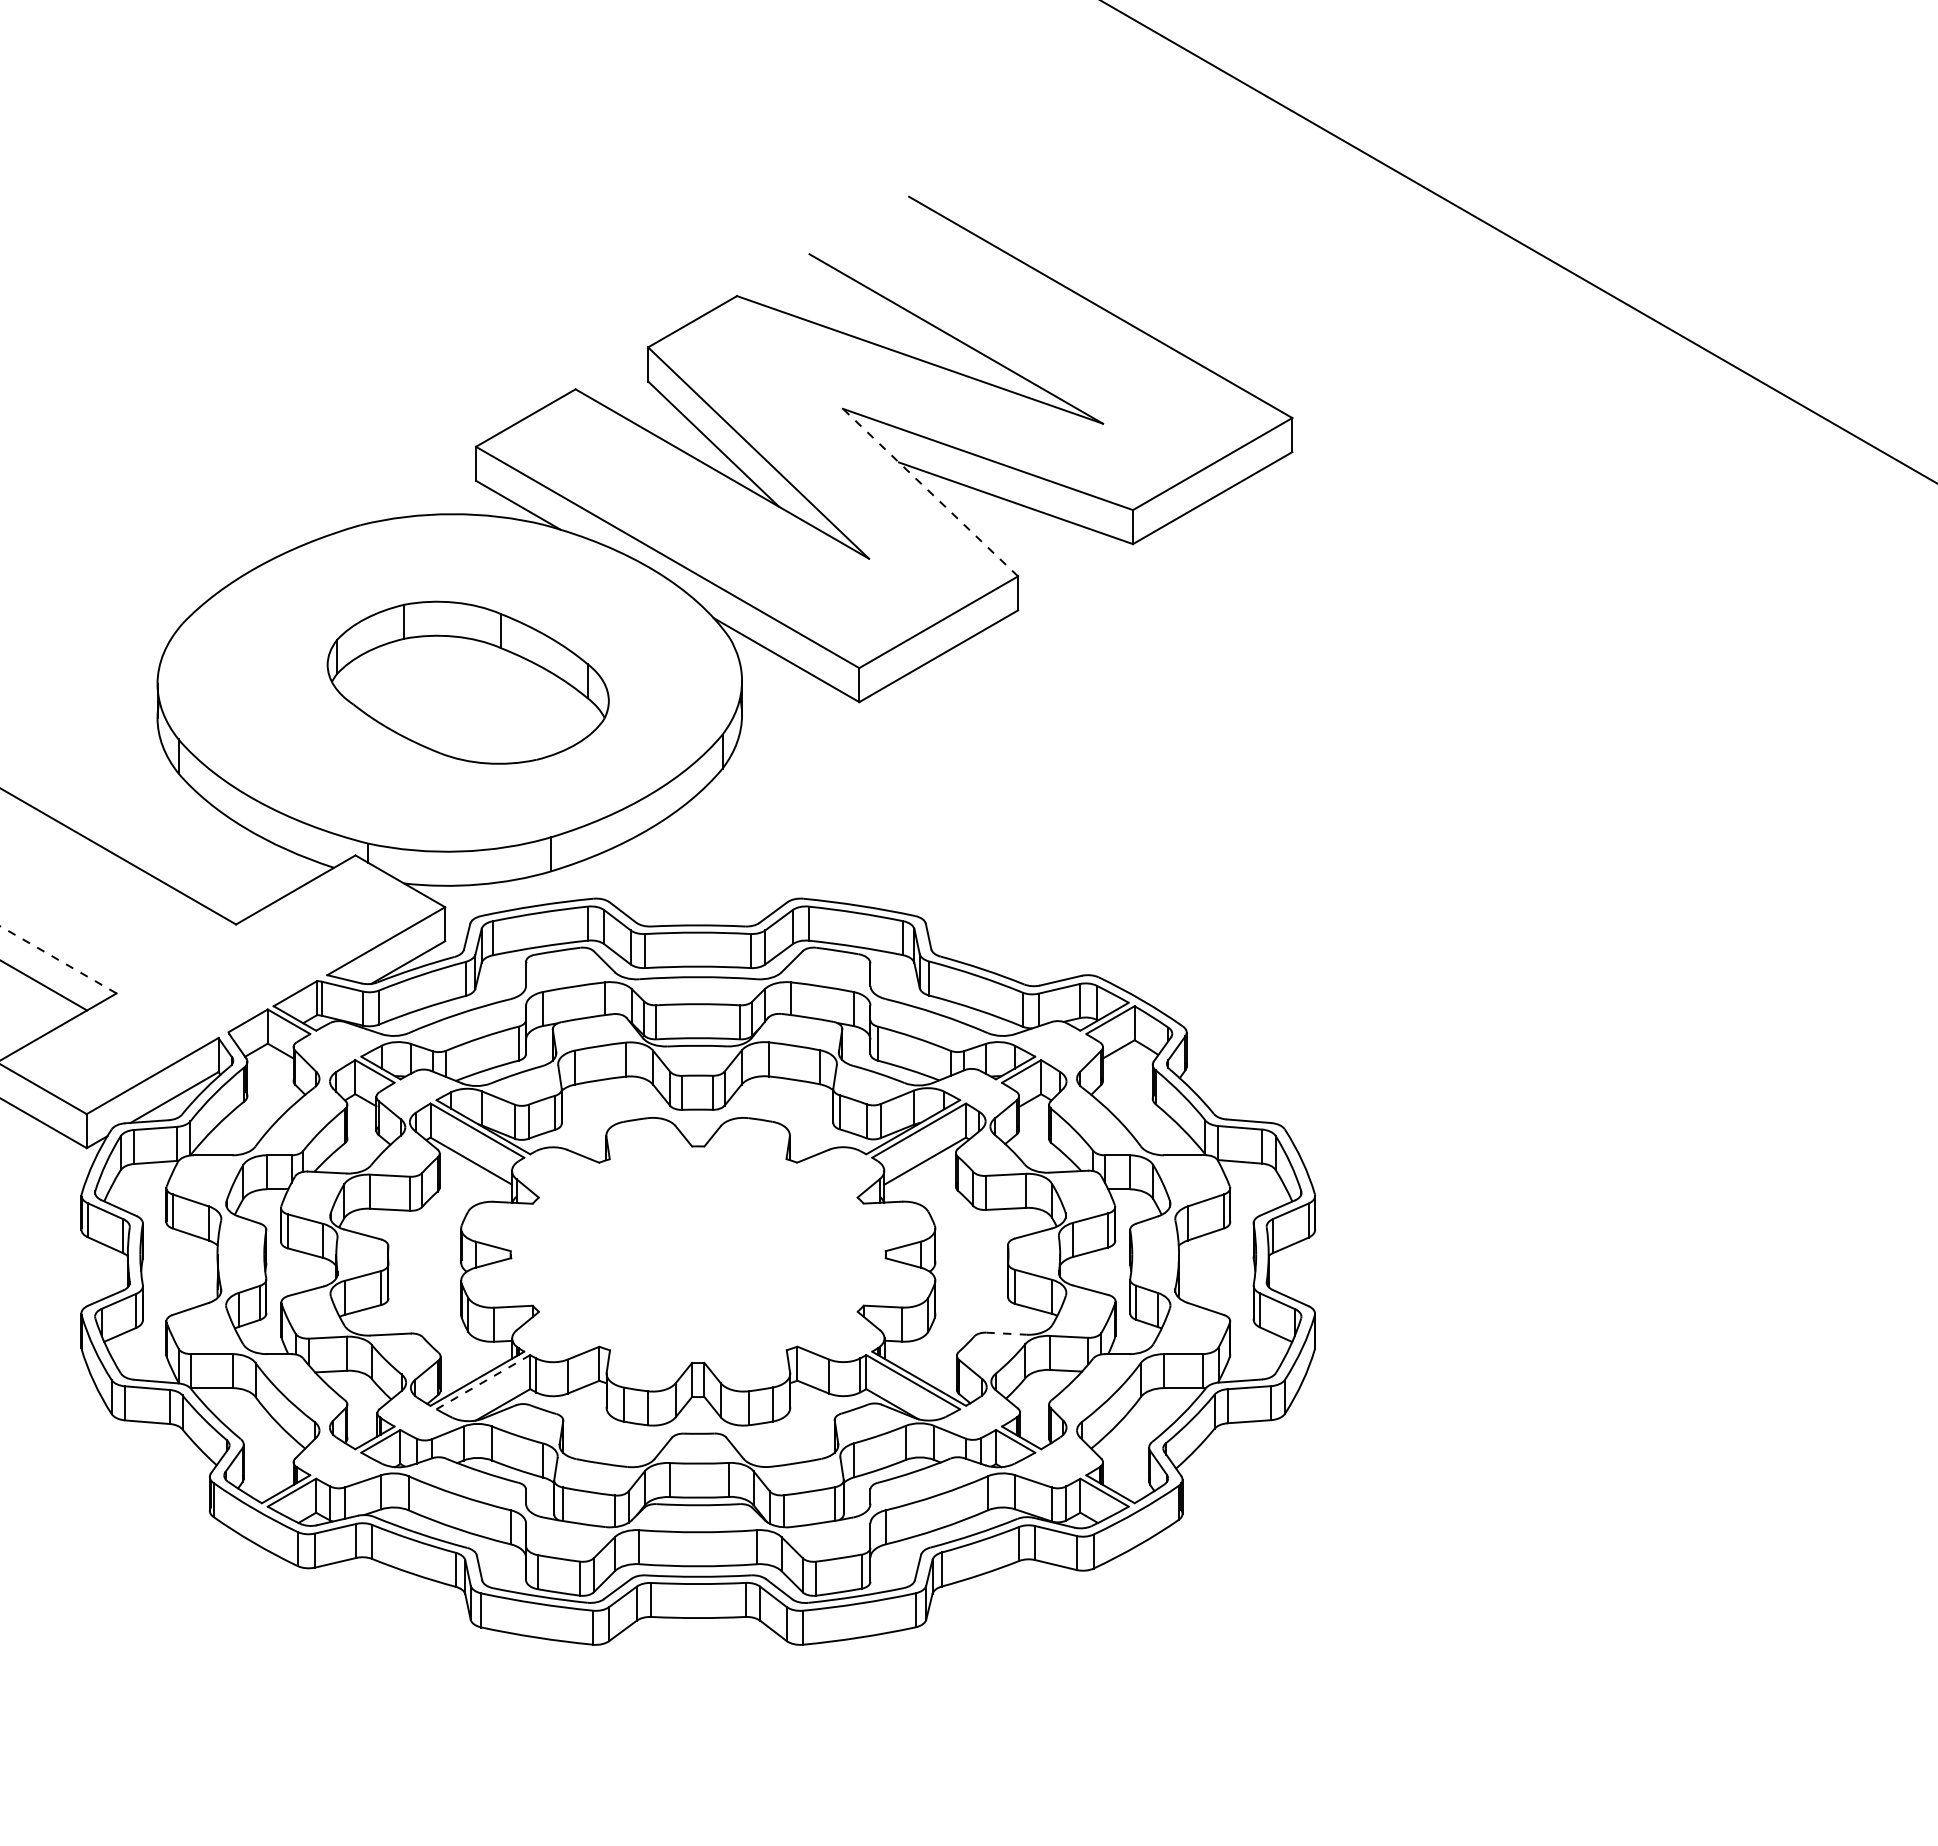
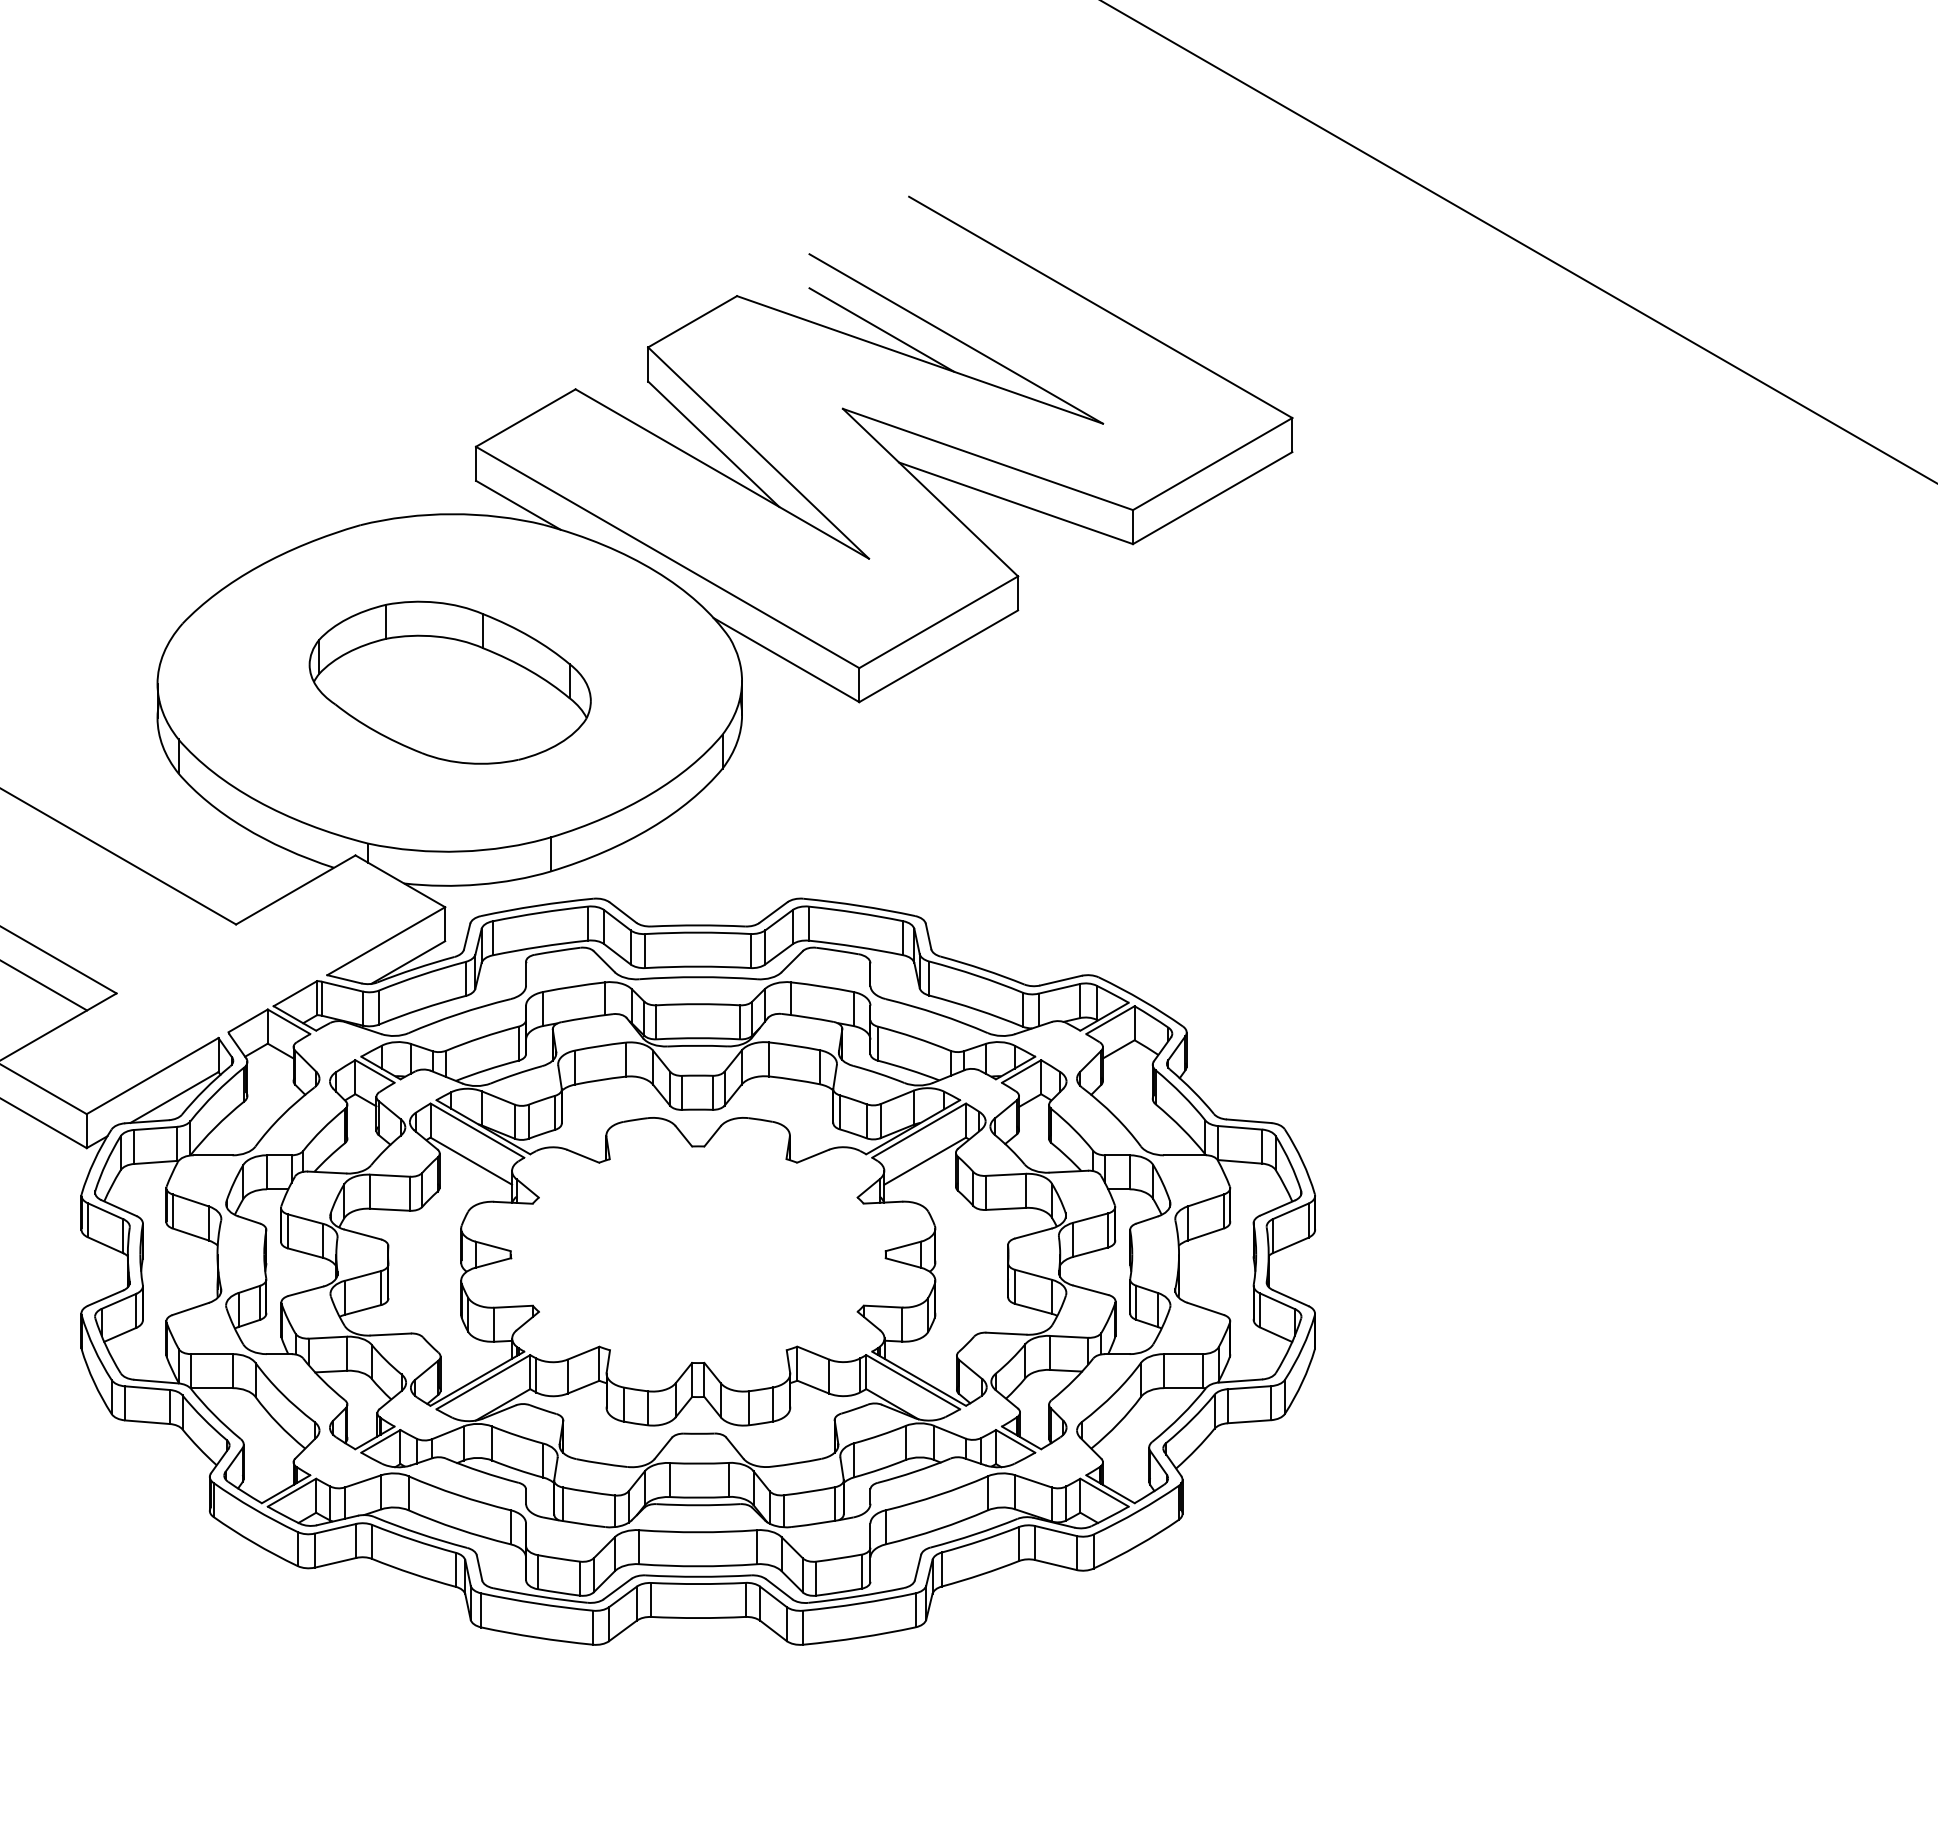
line: none -> present (881, 329)
line: dashed -> solid (930, 492)
part position: (467, 682) -> (449, 682) (449, 682)
line: dashed -> solid (58, 960)
line: dashed -> solid (1006, 1333)
line: dashed -> solid (482, 1382)
